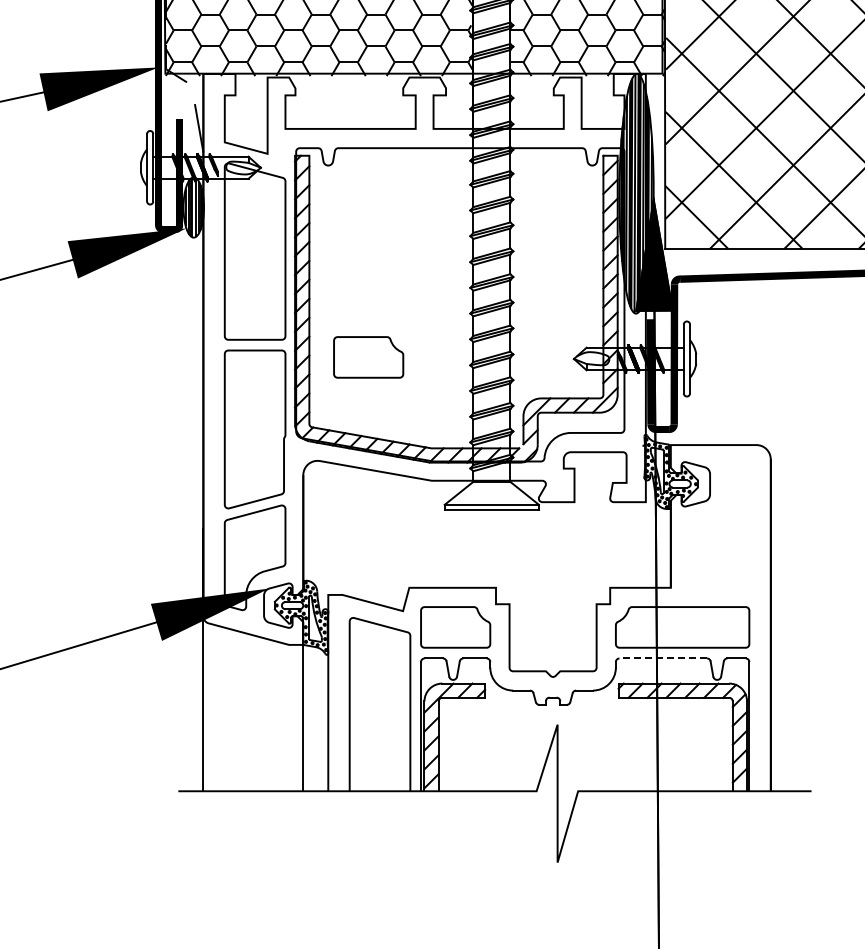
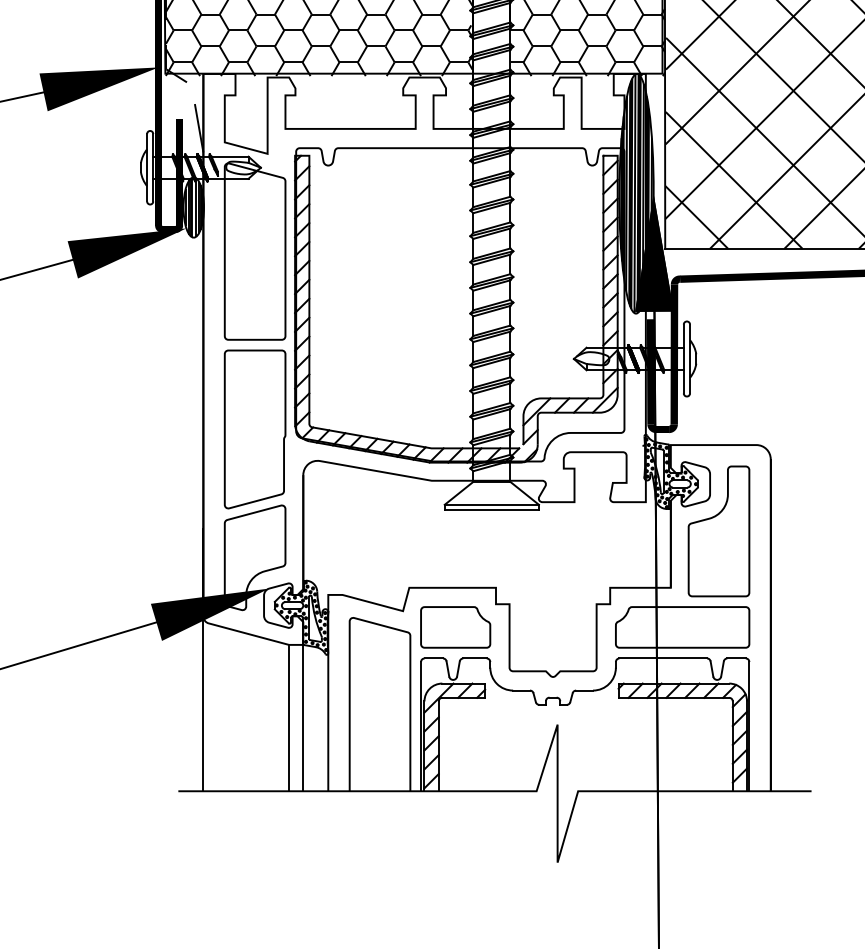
part: present -> none (368, 357)
part: none -> present (718, 531)
line: dashed -> solid (663, 658)
line: none -> present (289, 717)
